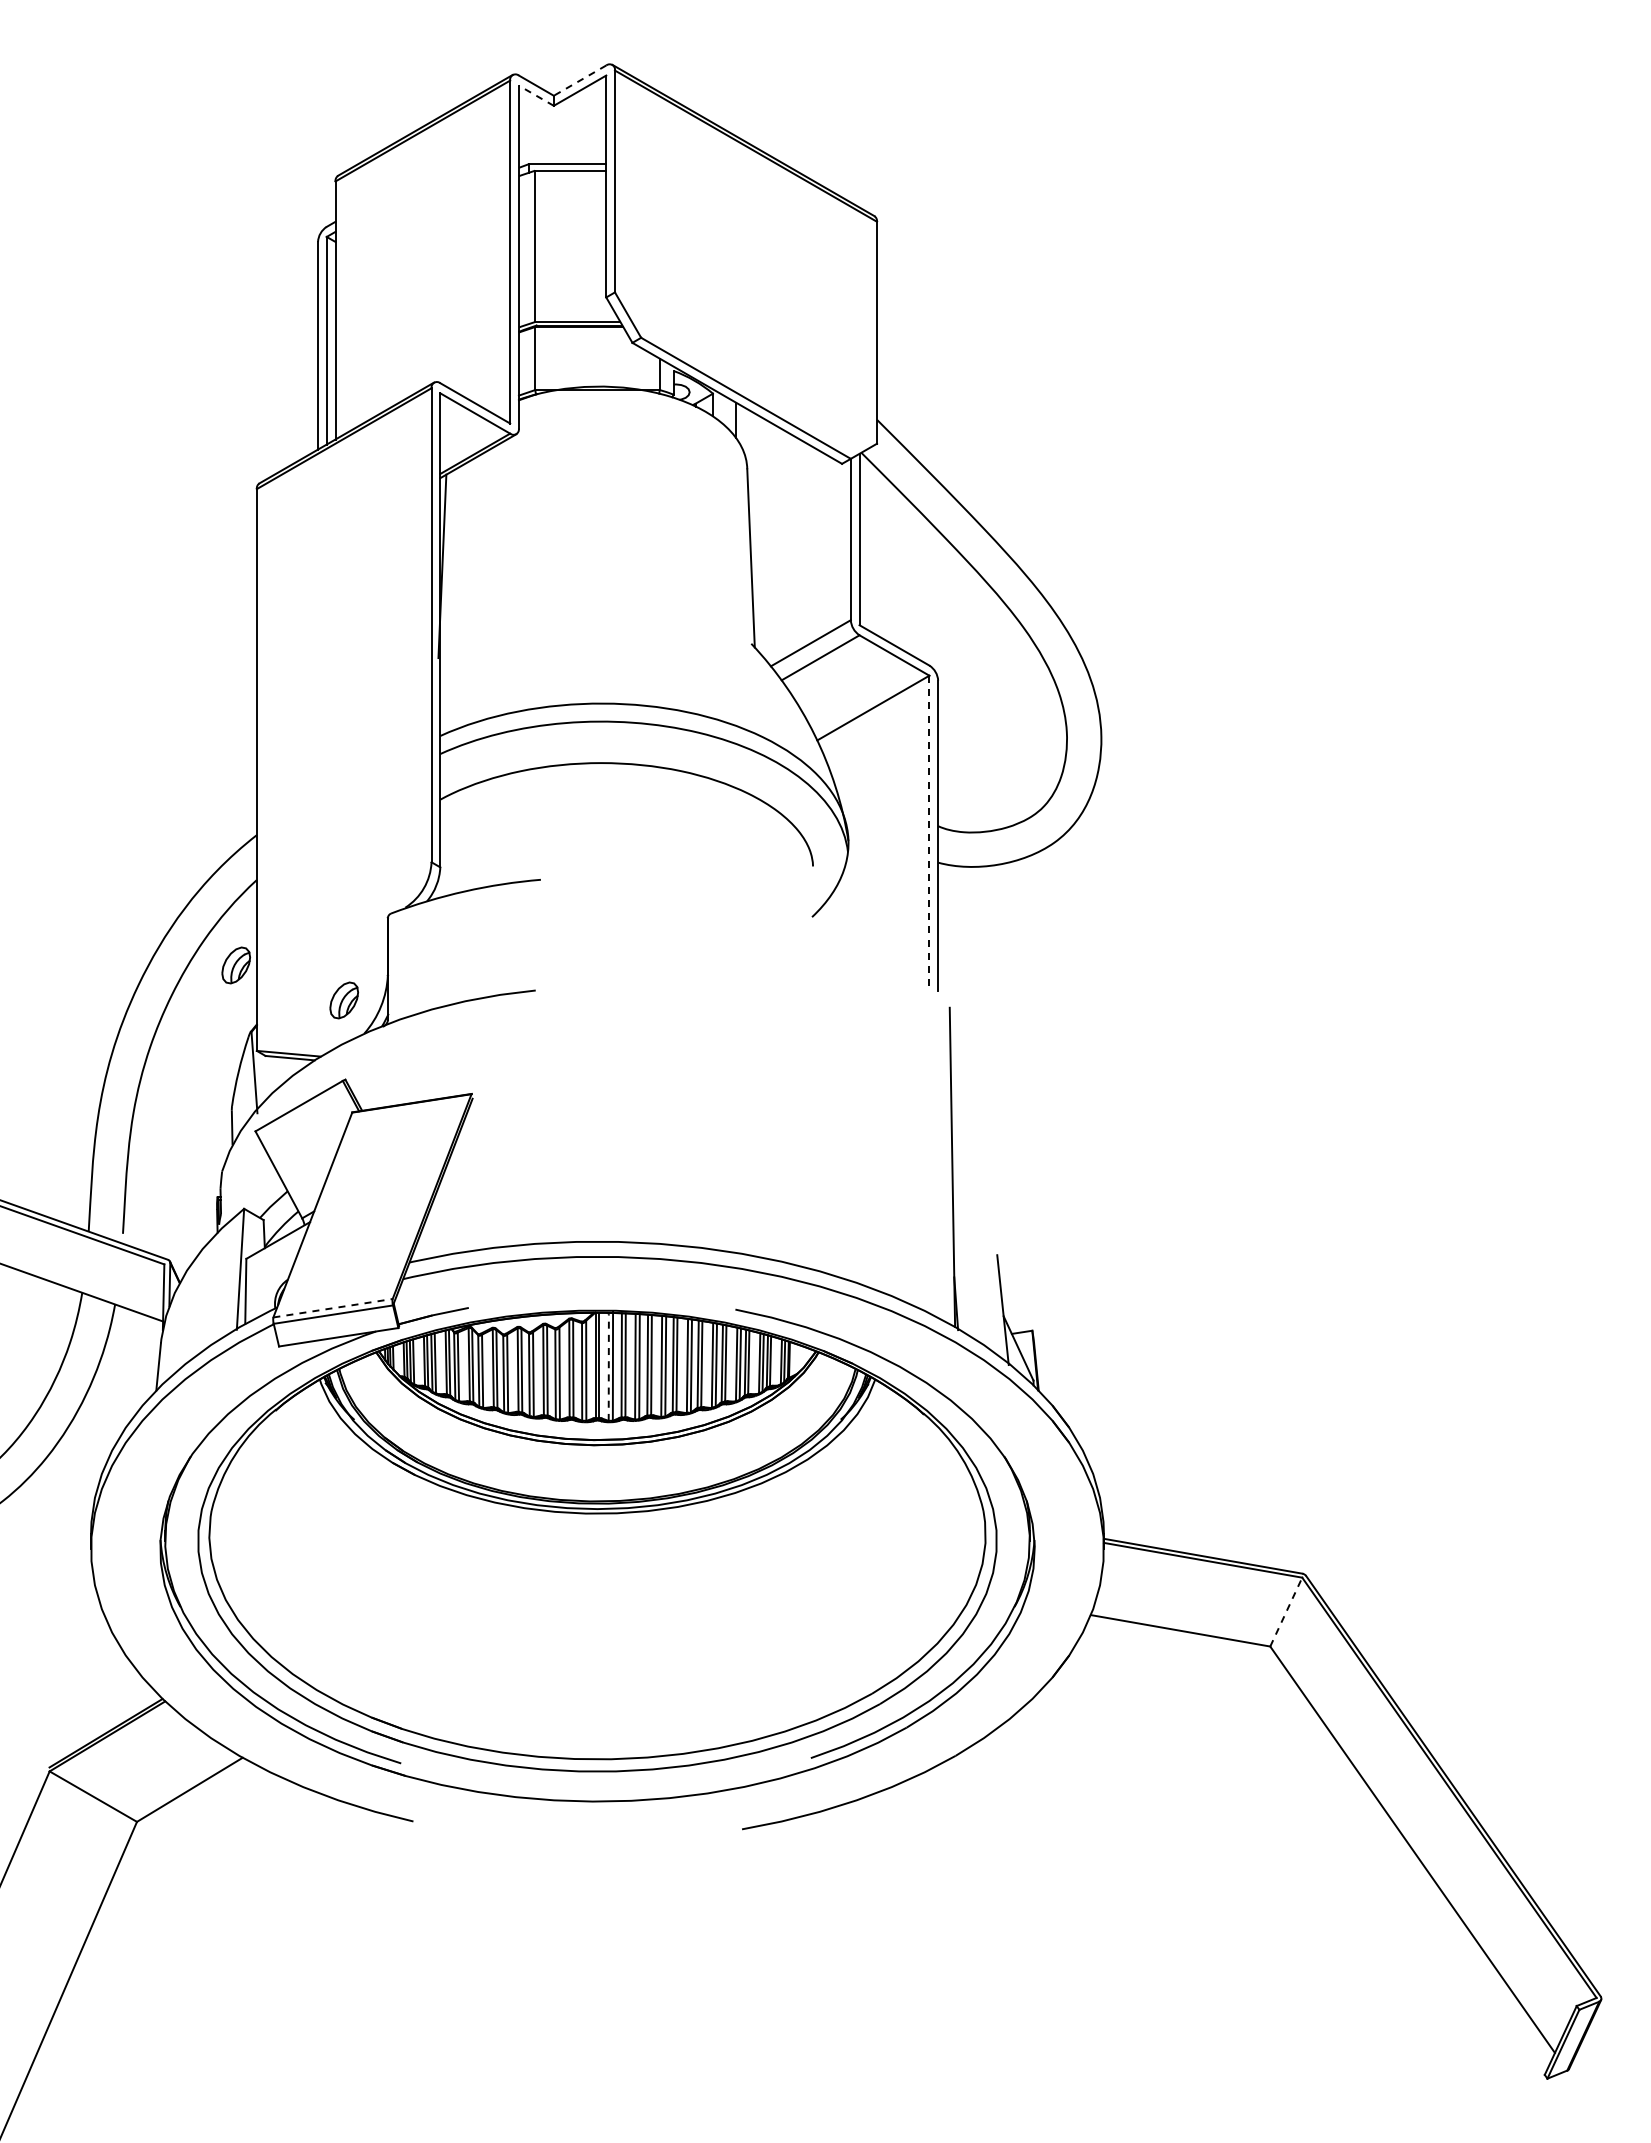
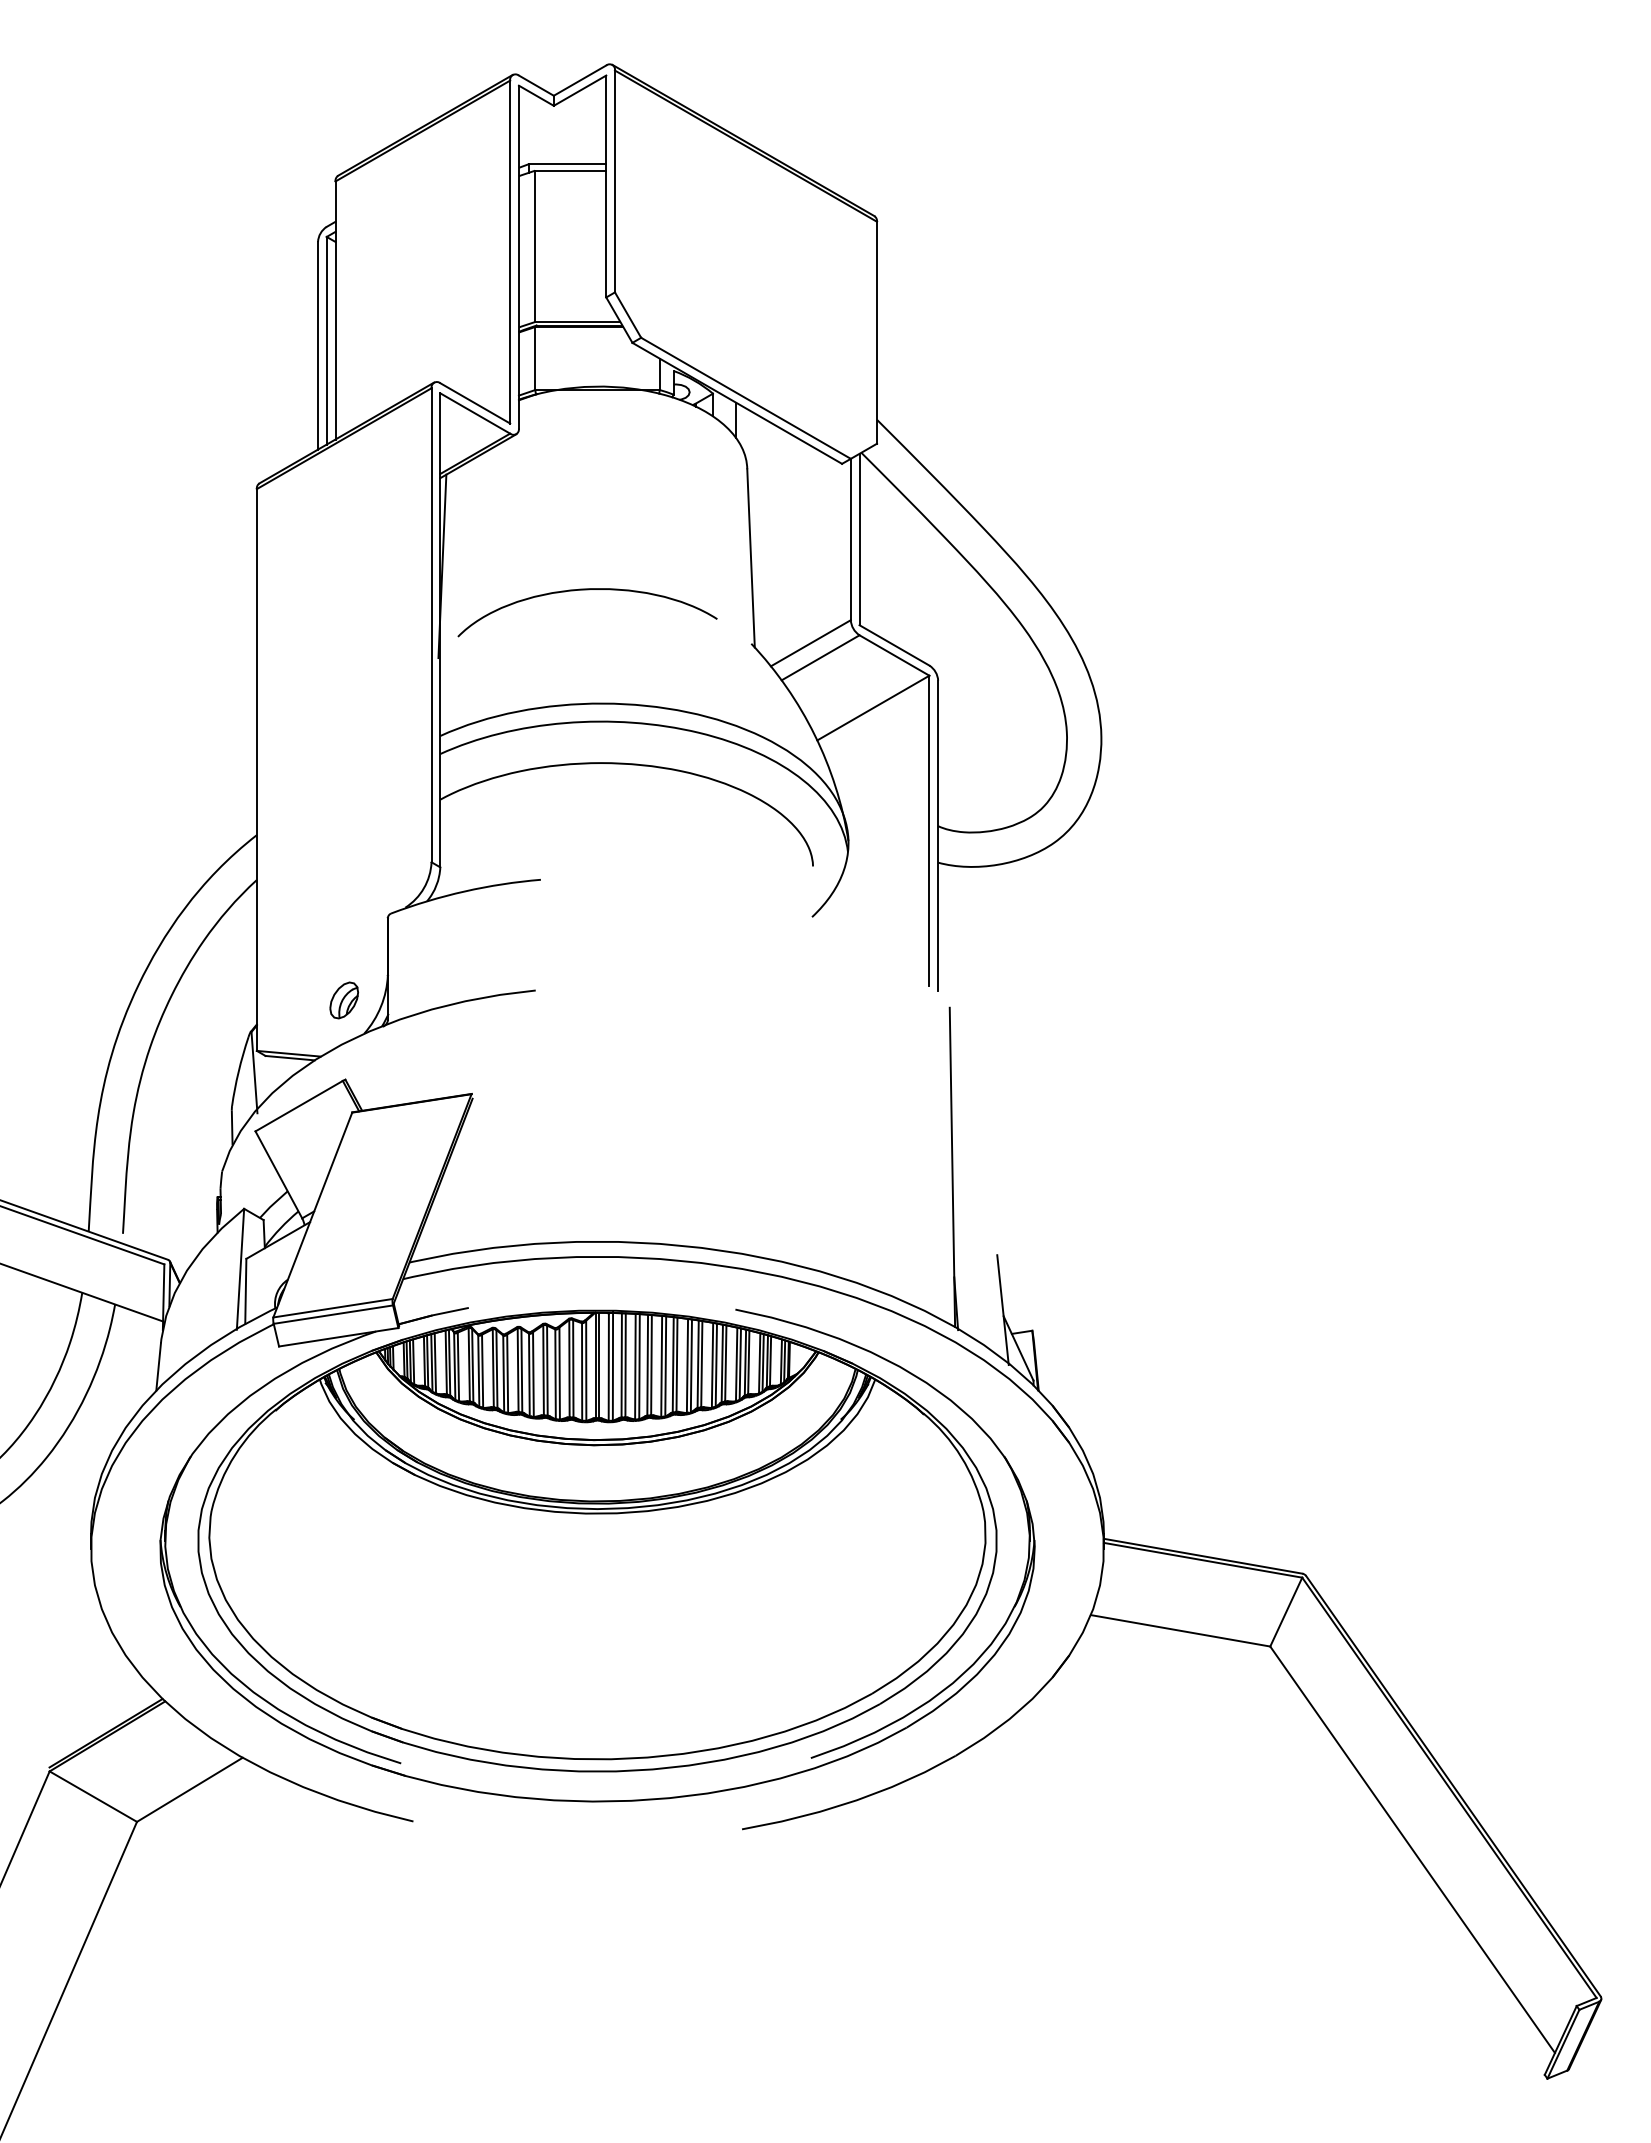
line: dashed -> solid (579, 80)
line: dashed -> solid (535, 95)
curve: none -> present (587, 590)
line: dashed -> solid (929, 830)
part: present -> none (235, 965)
line: dashed -> solid (333, 1308)
line: dashed -> solid (608, 1367)
line: dashed -> solid (1286, 1612)
